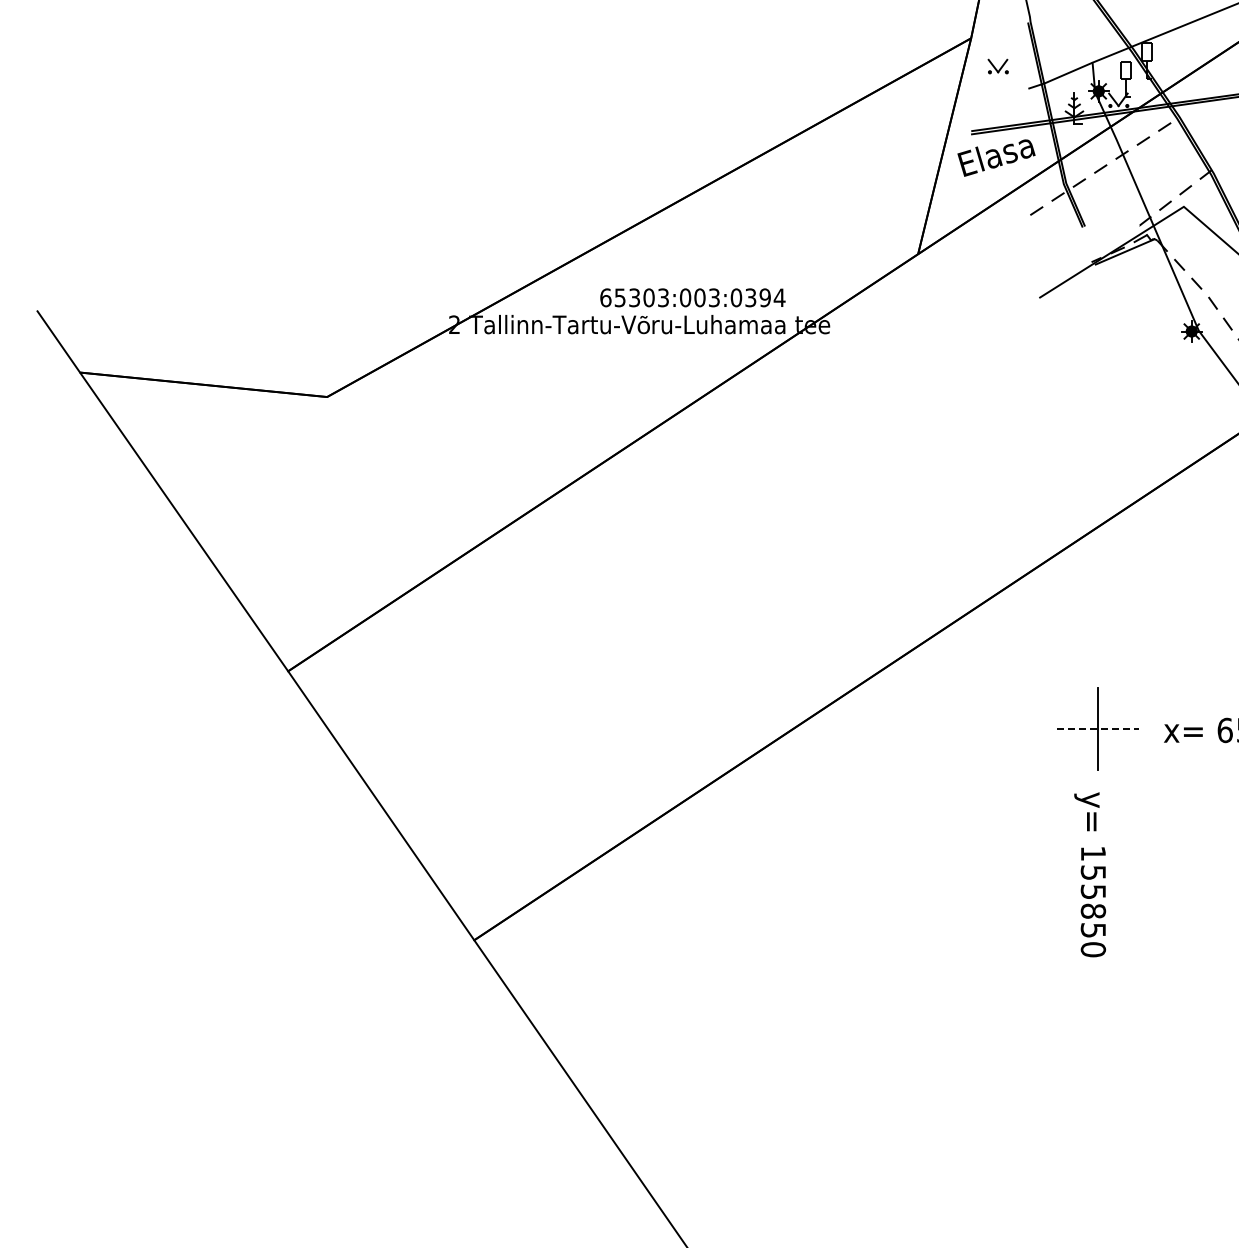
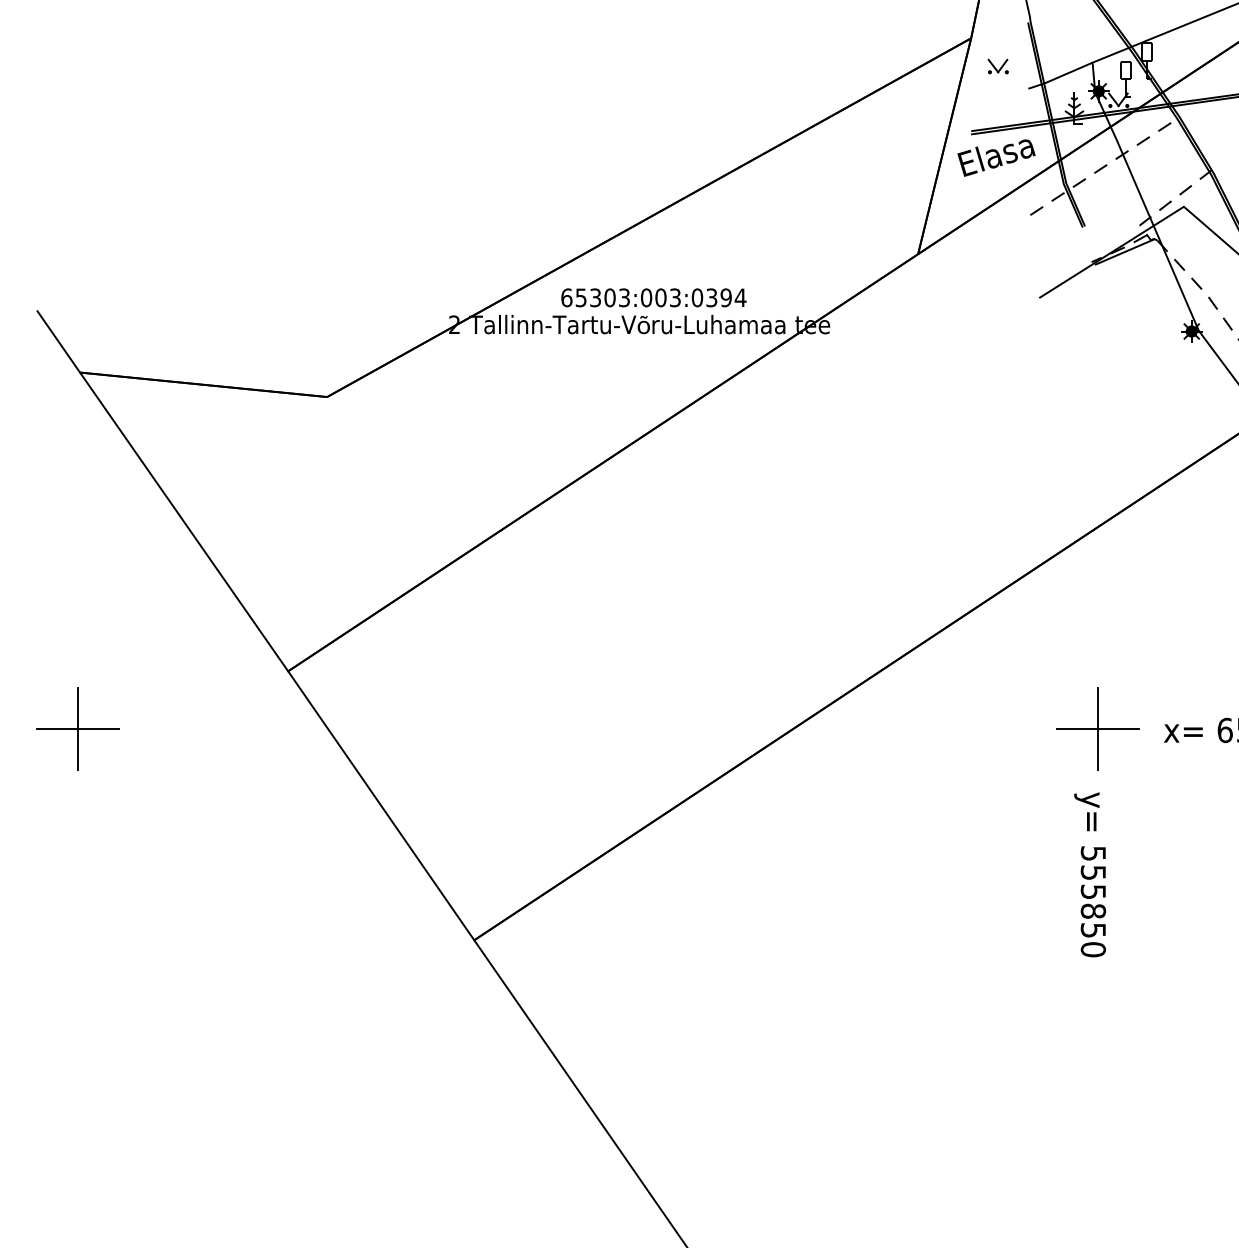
text position: (692, 297) -> (653, 297) (653, 297)
part: none -> present (77, 728)
line: dashed -> solid (1098, 728)
text: 155850 -> 555850 (1092, 853)
